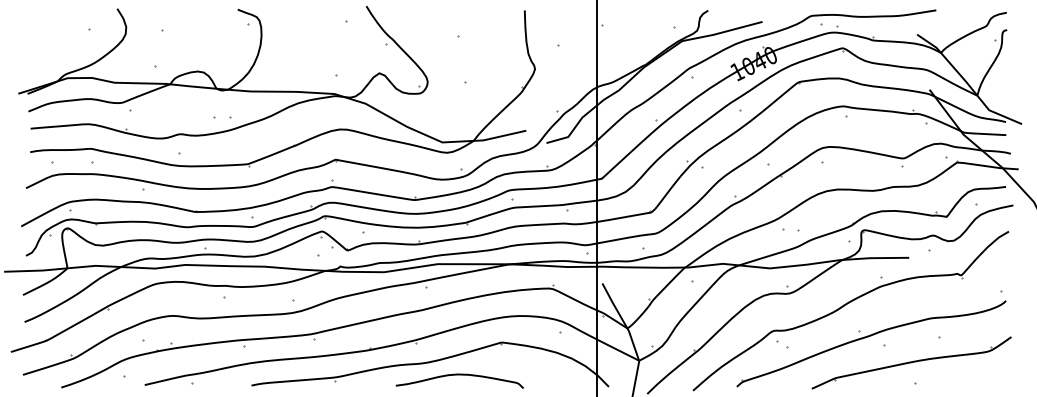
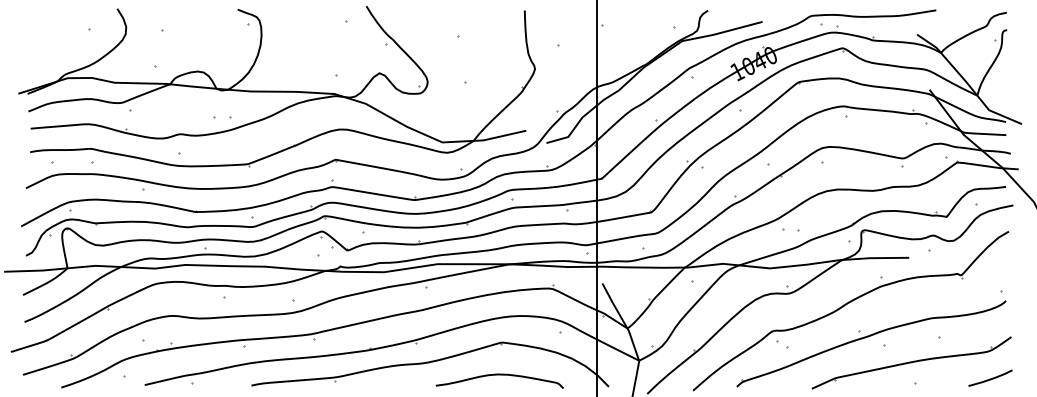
curve position: (459, 375) -> (499, 375) (499, 375)
line: none -> present (990, 378)
